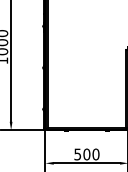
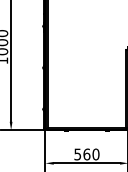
text: 500 -> 560 (86, 154)
